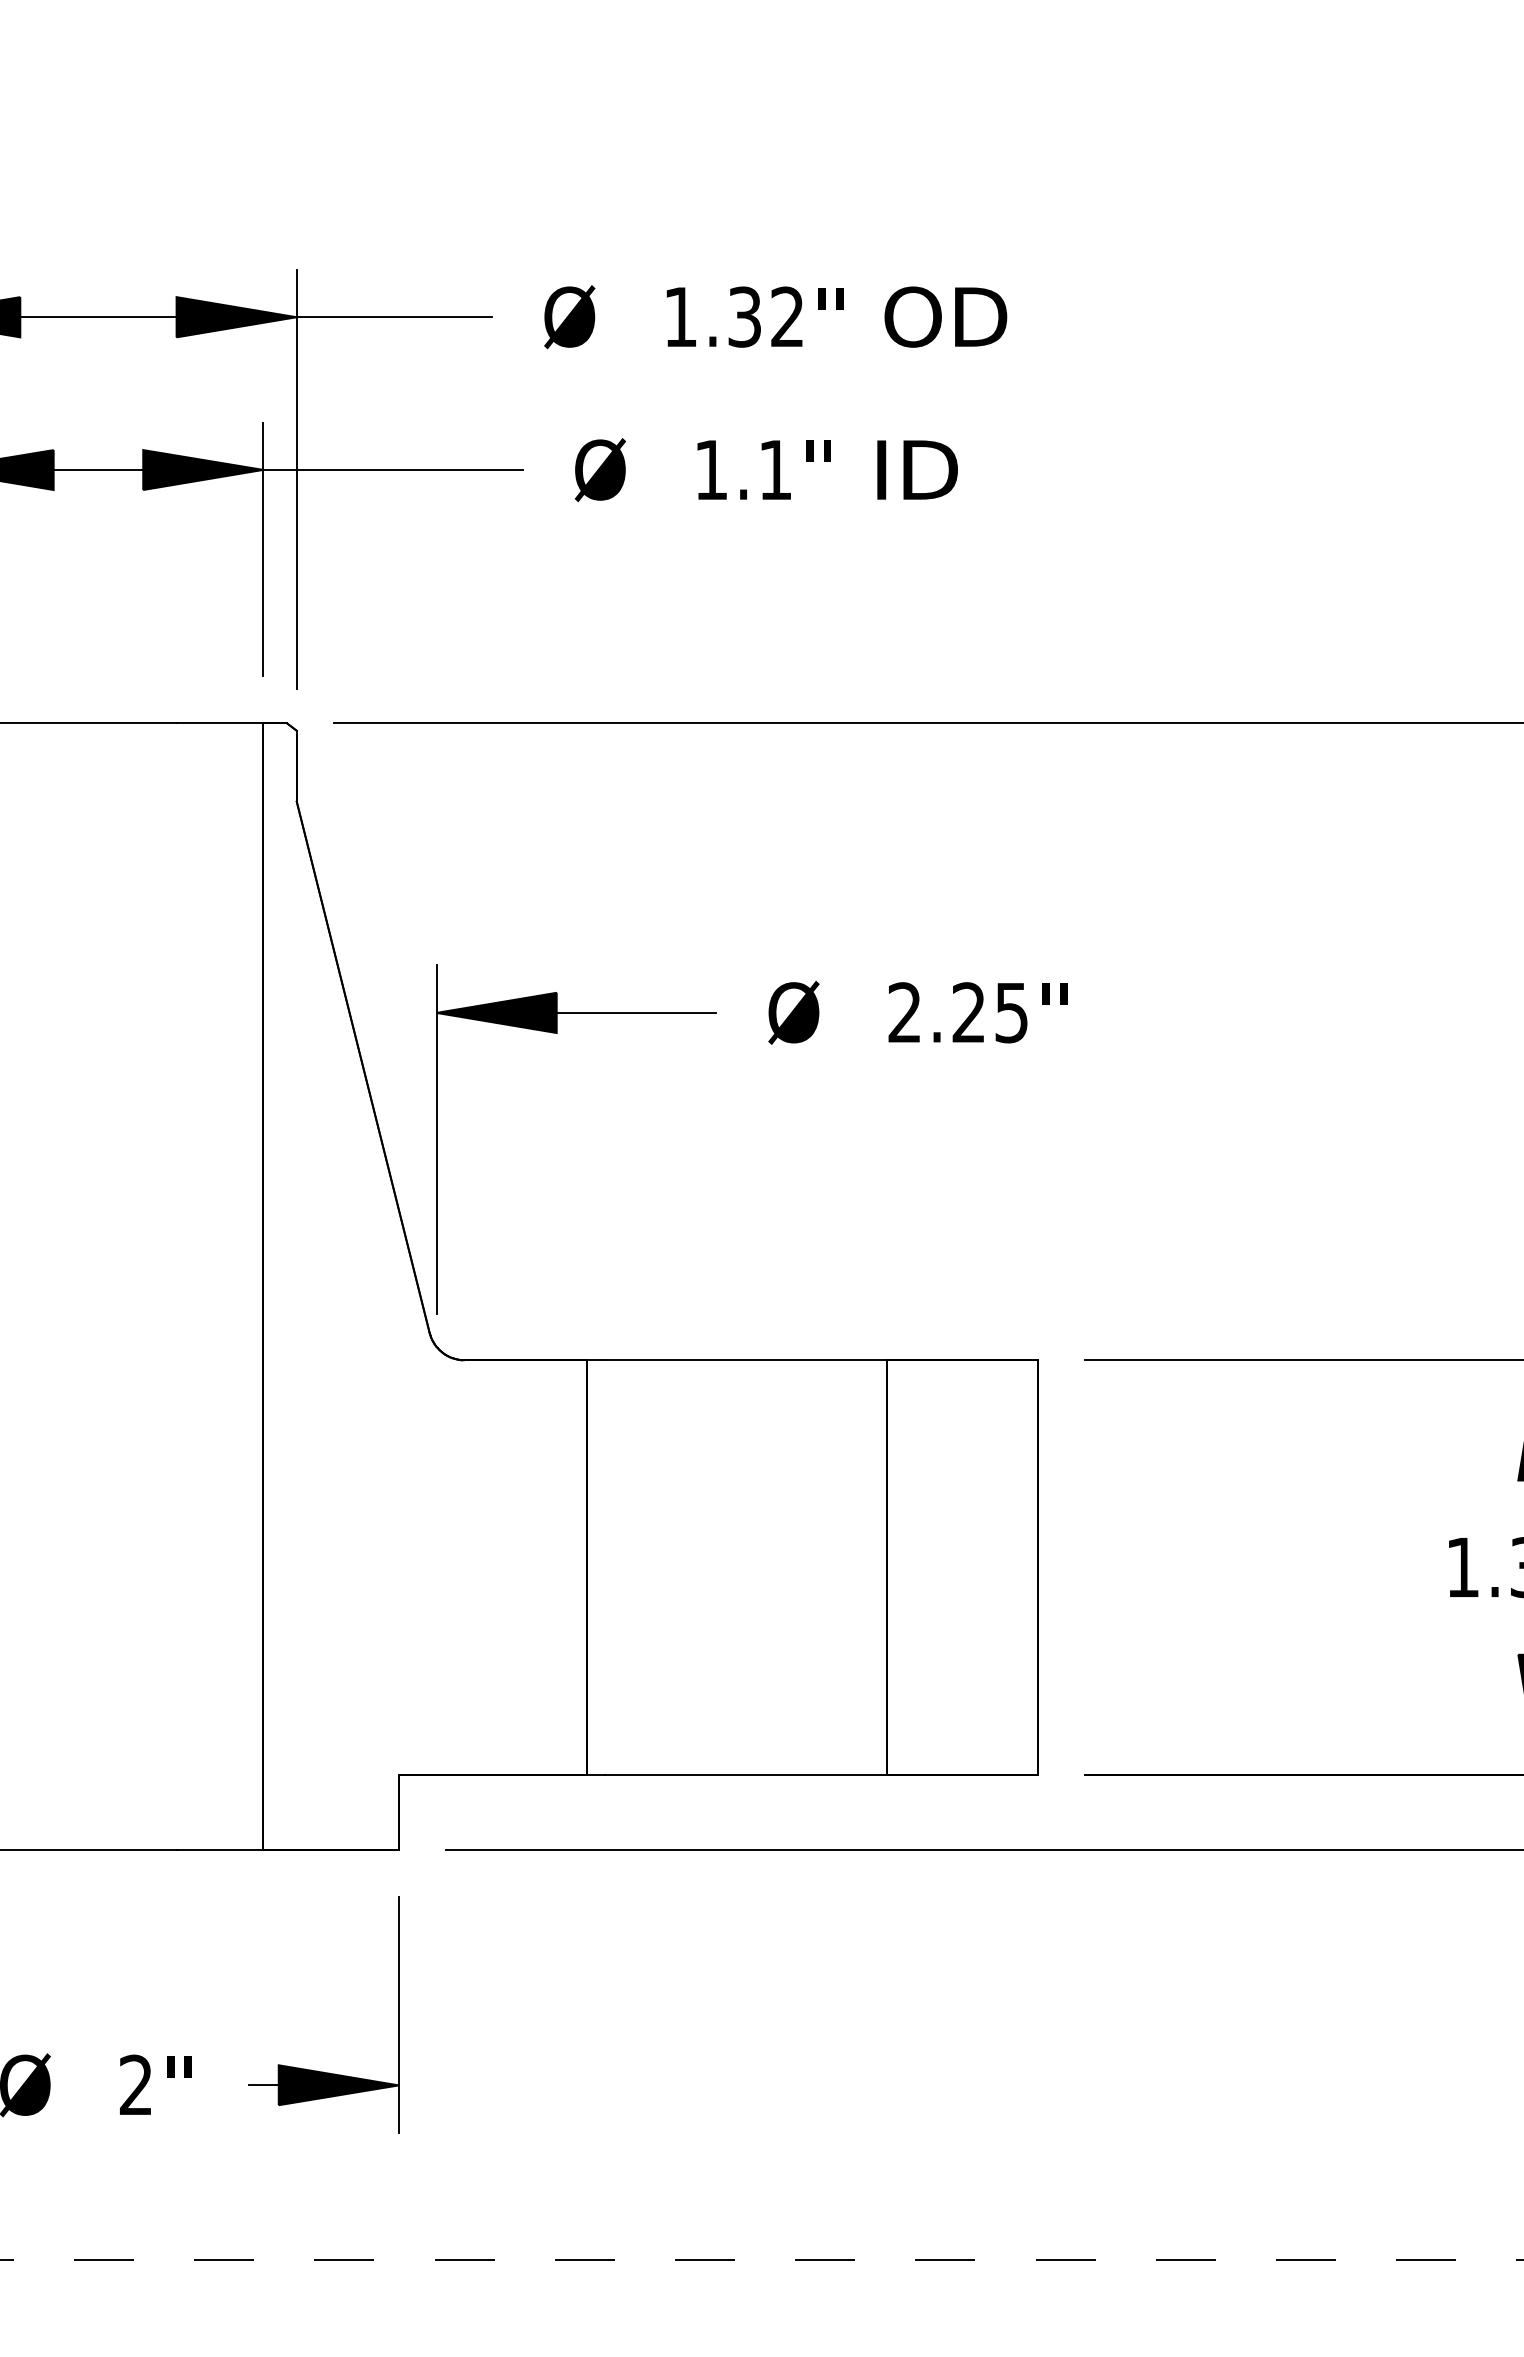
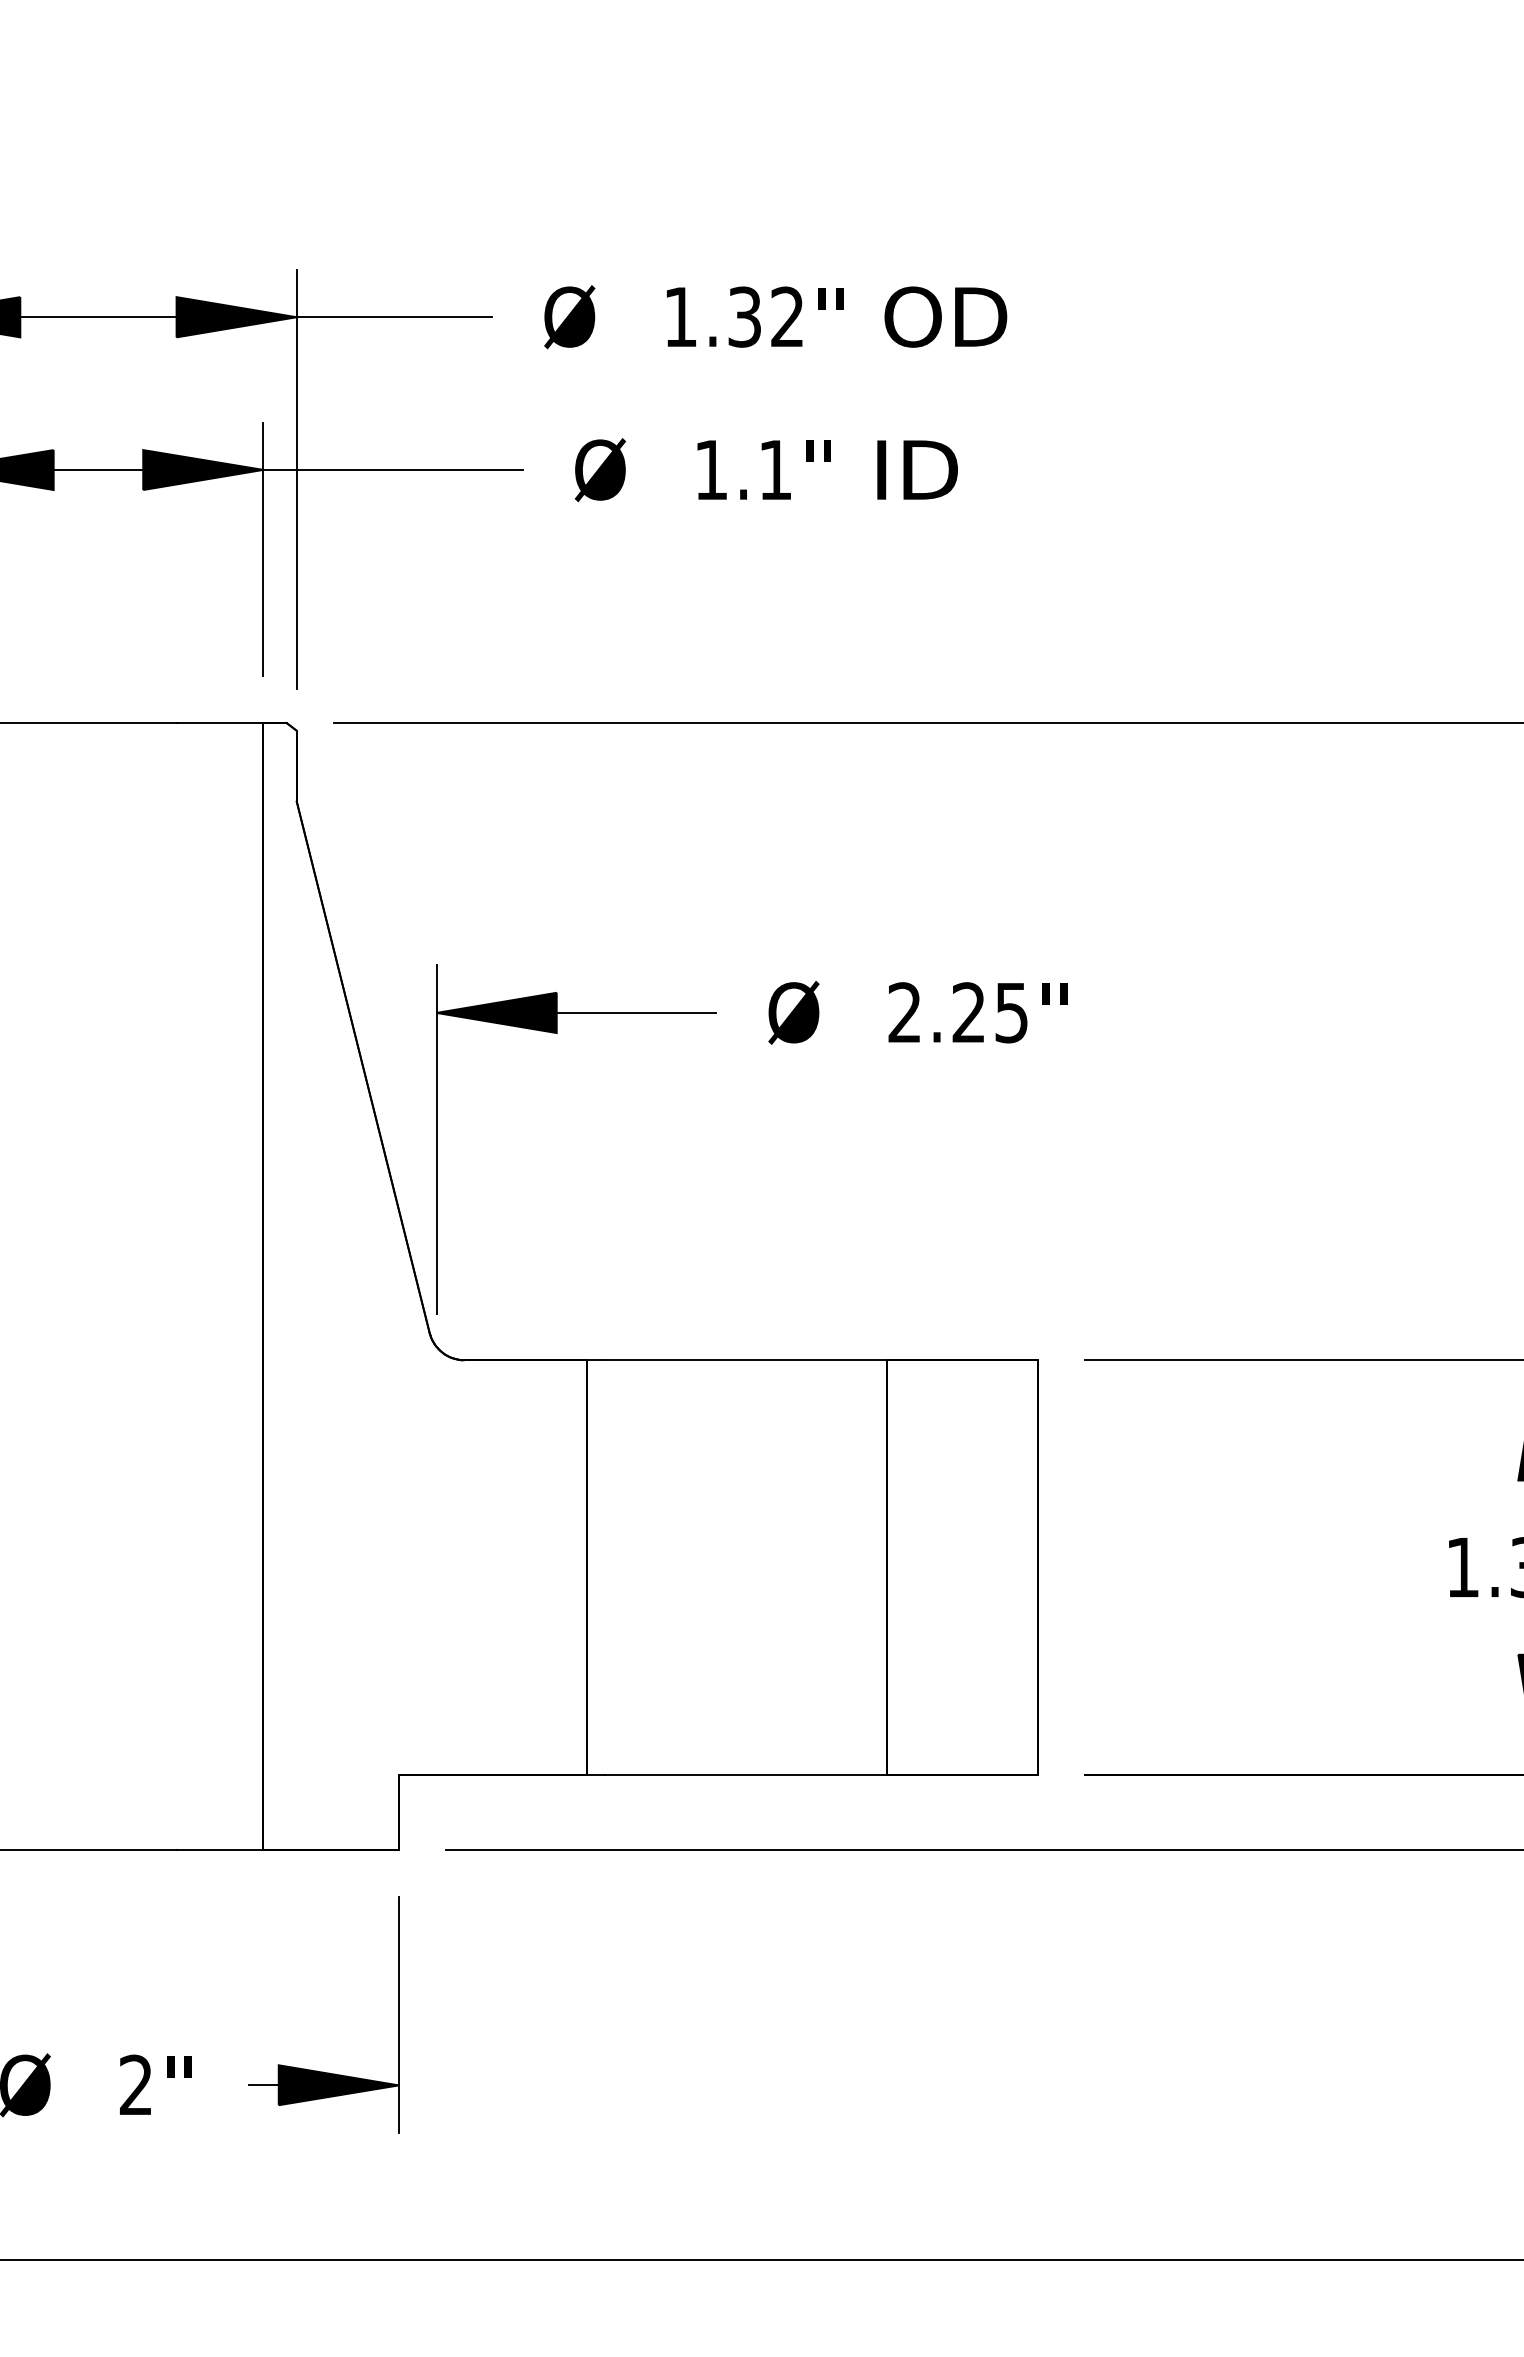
line: dashed -> solid (761, 2260)
